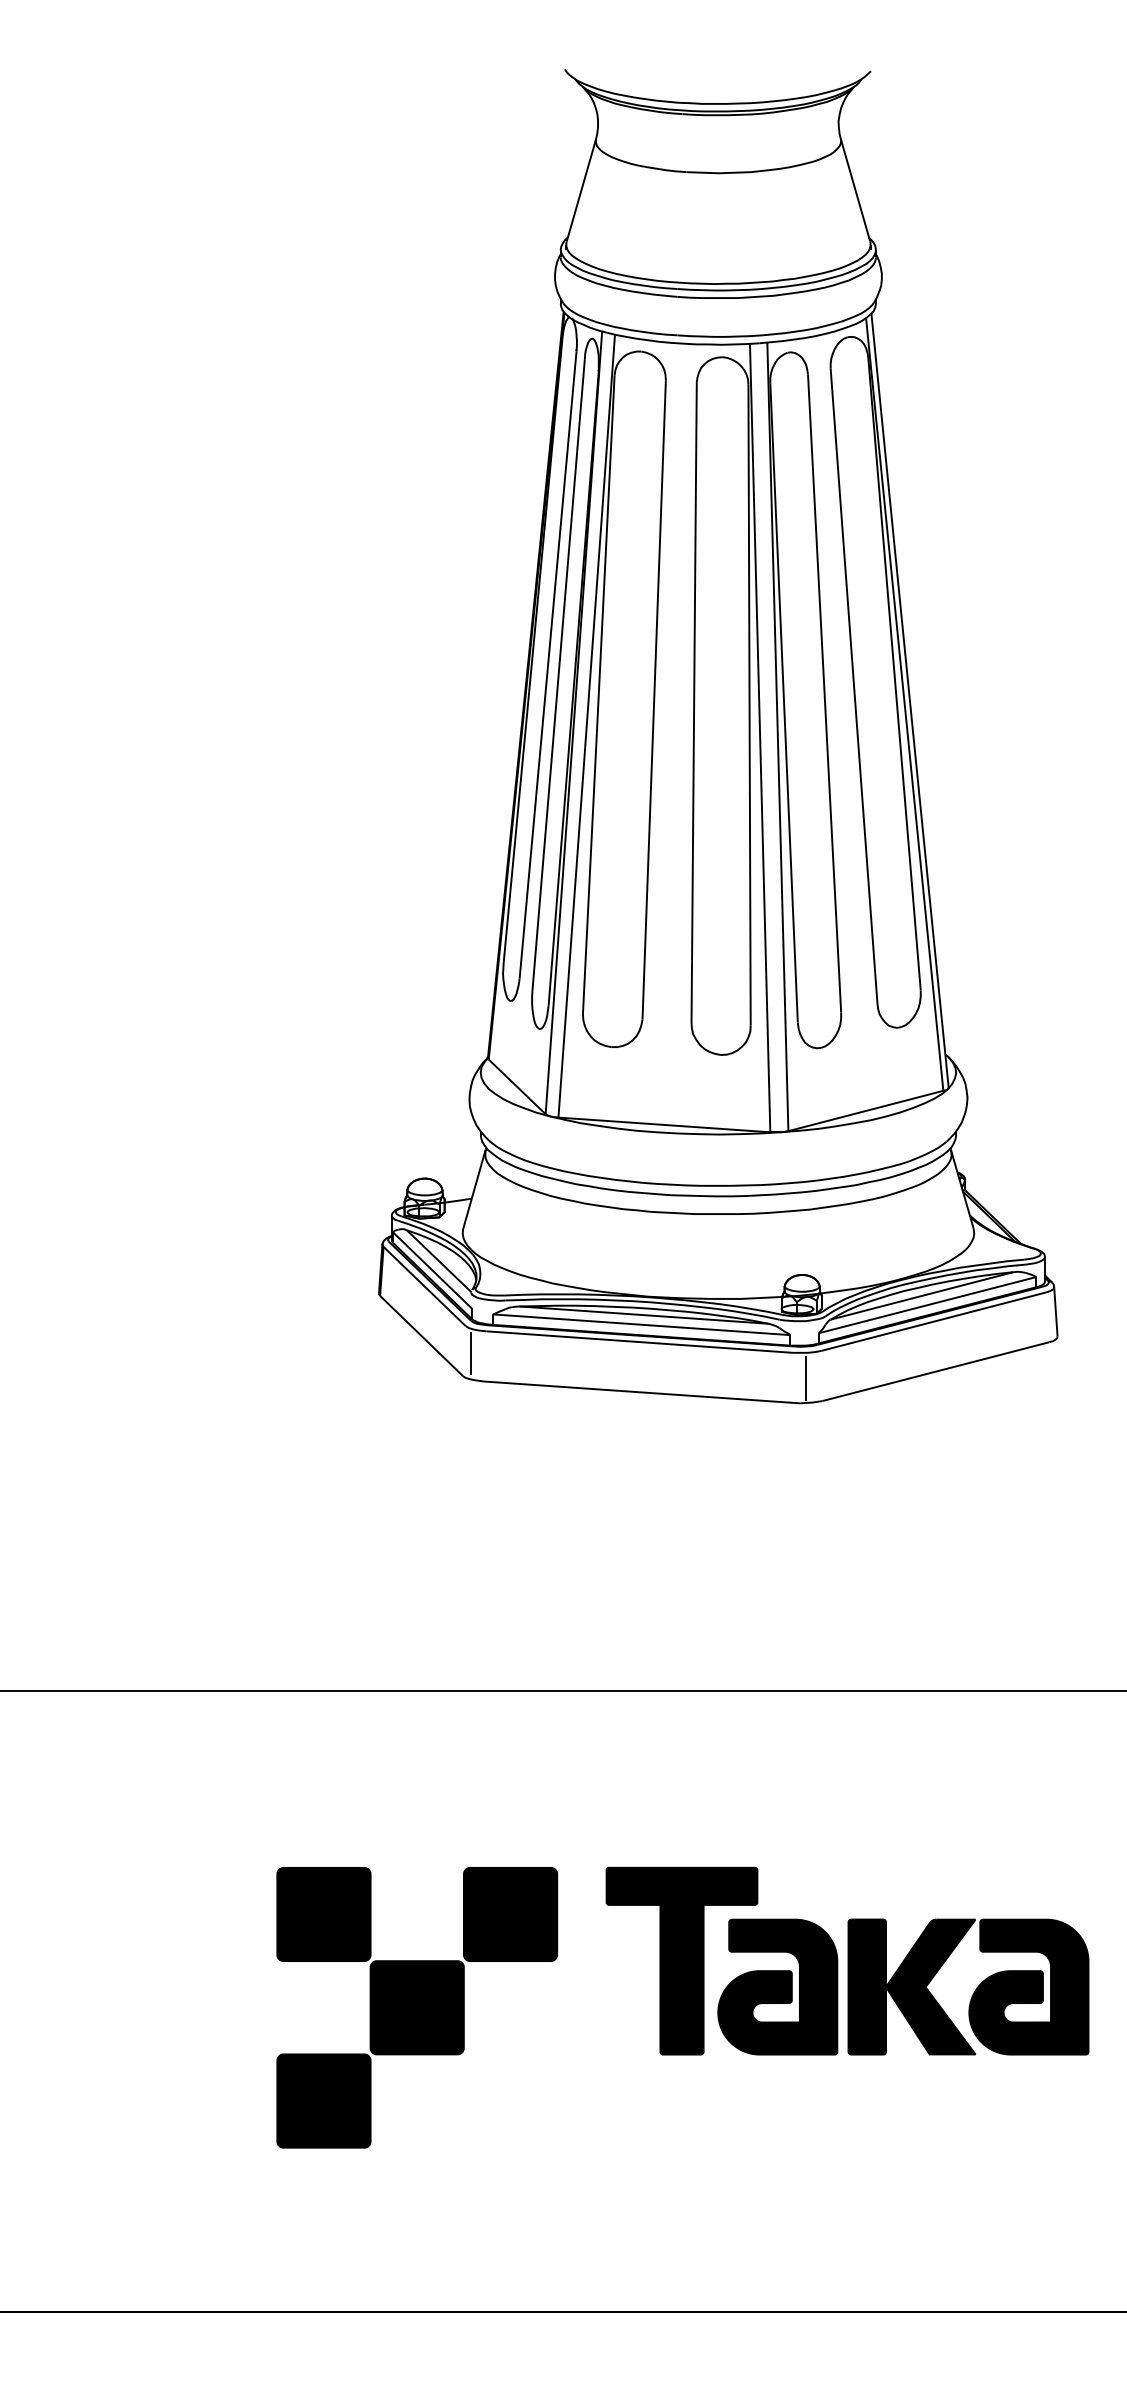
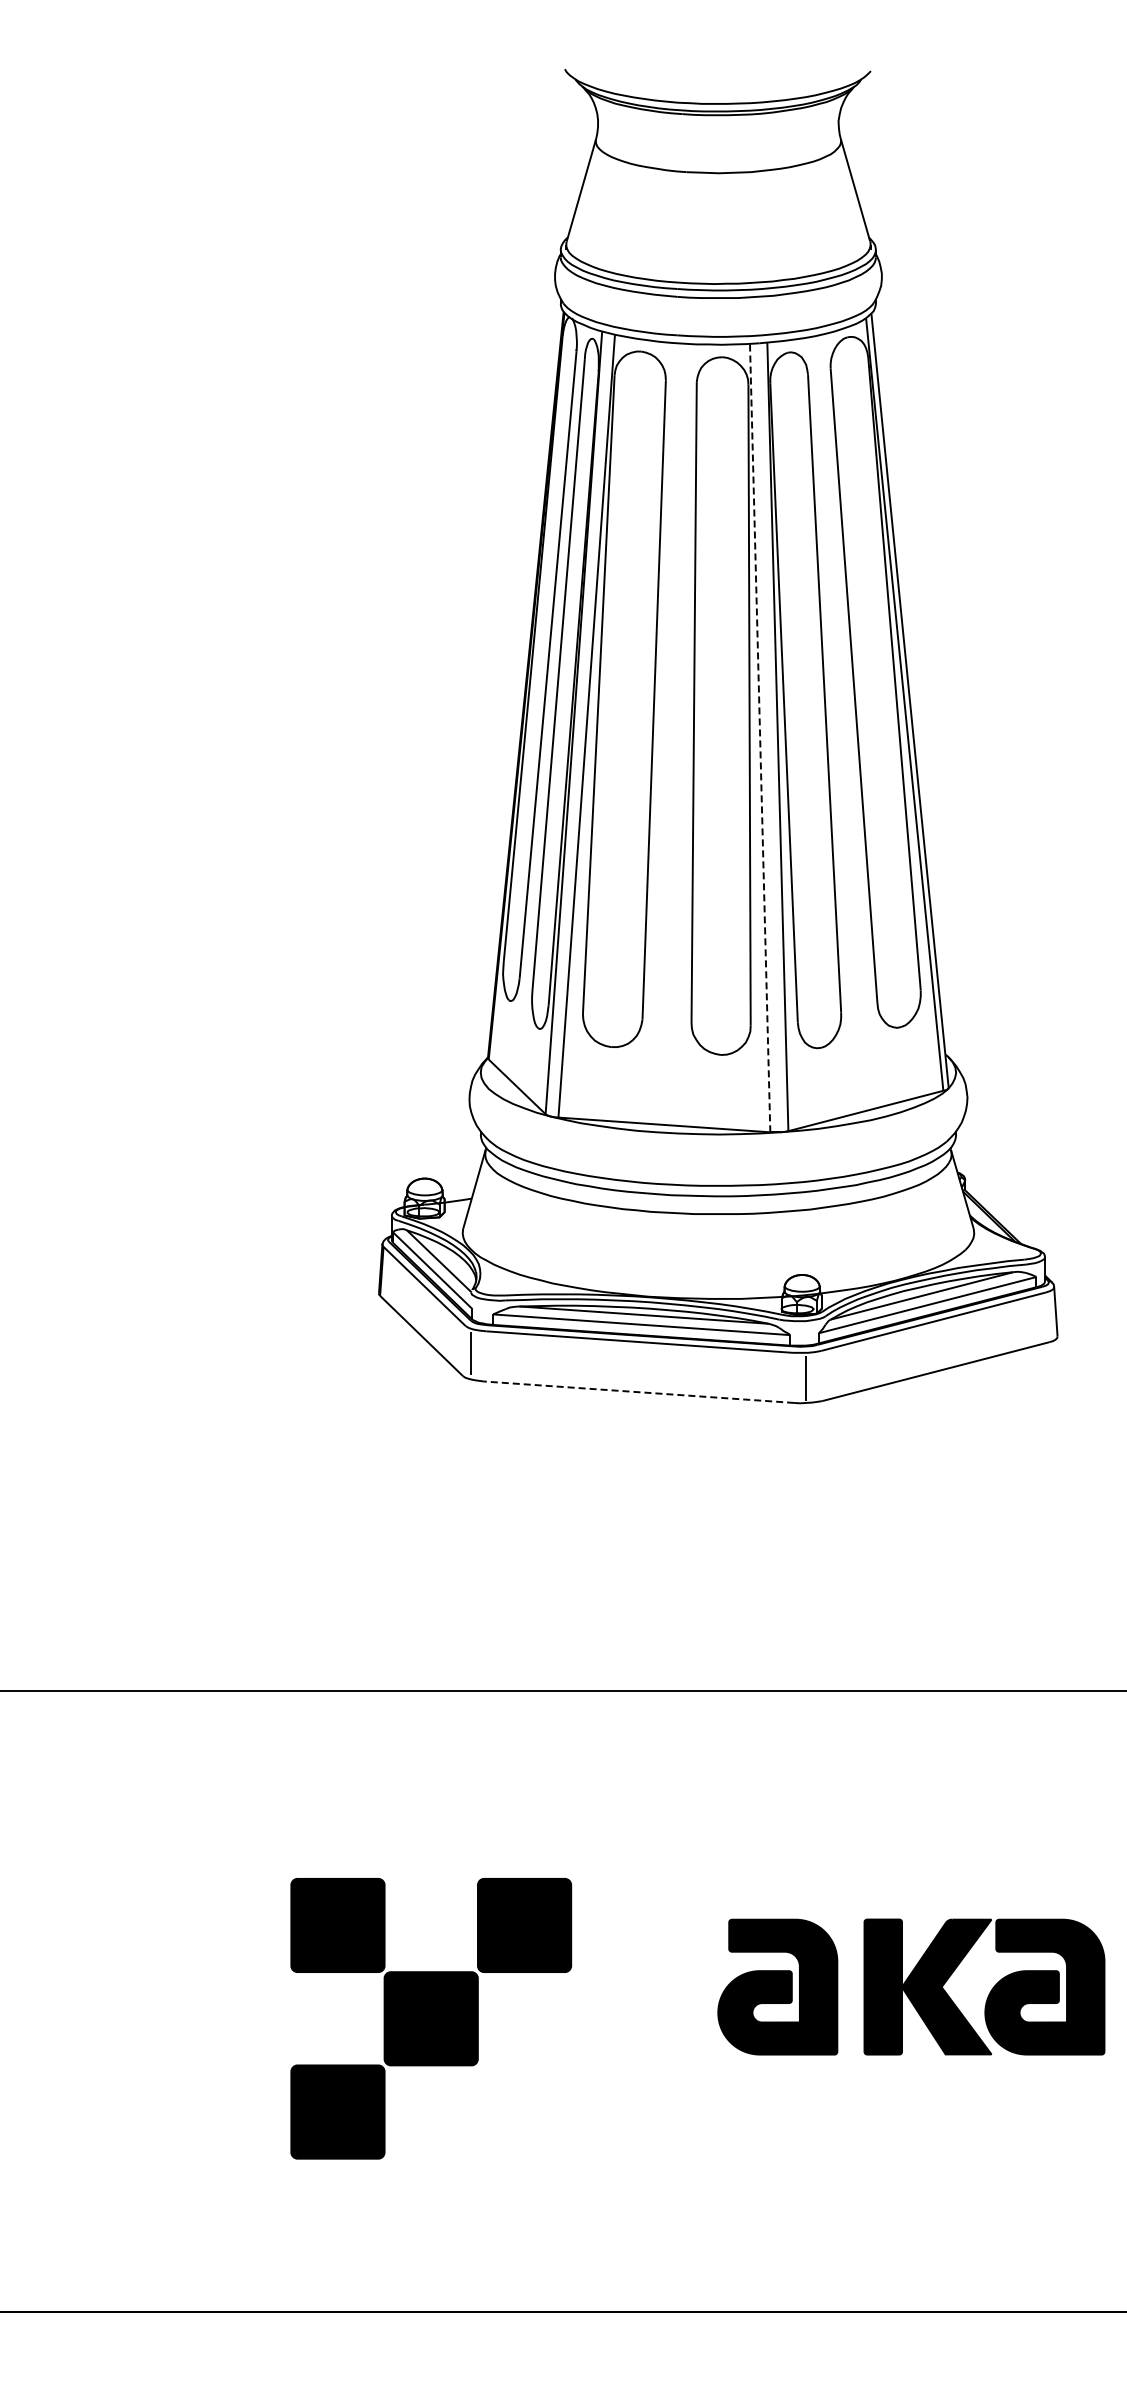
line: solid -> dashed (760, 737)
line: solid -> dashed (638, 1392)
part: present -> none (681, 1960)
part position: (974, 1990) -> (990, 1990) (990, 1990)
part position: (417, 2007) -> (431, 2018) (431, 2018)
